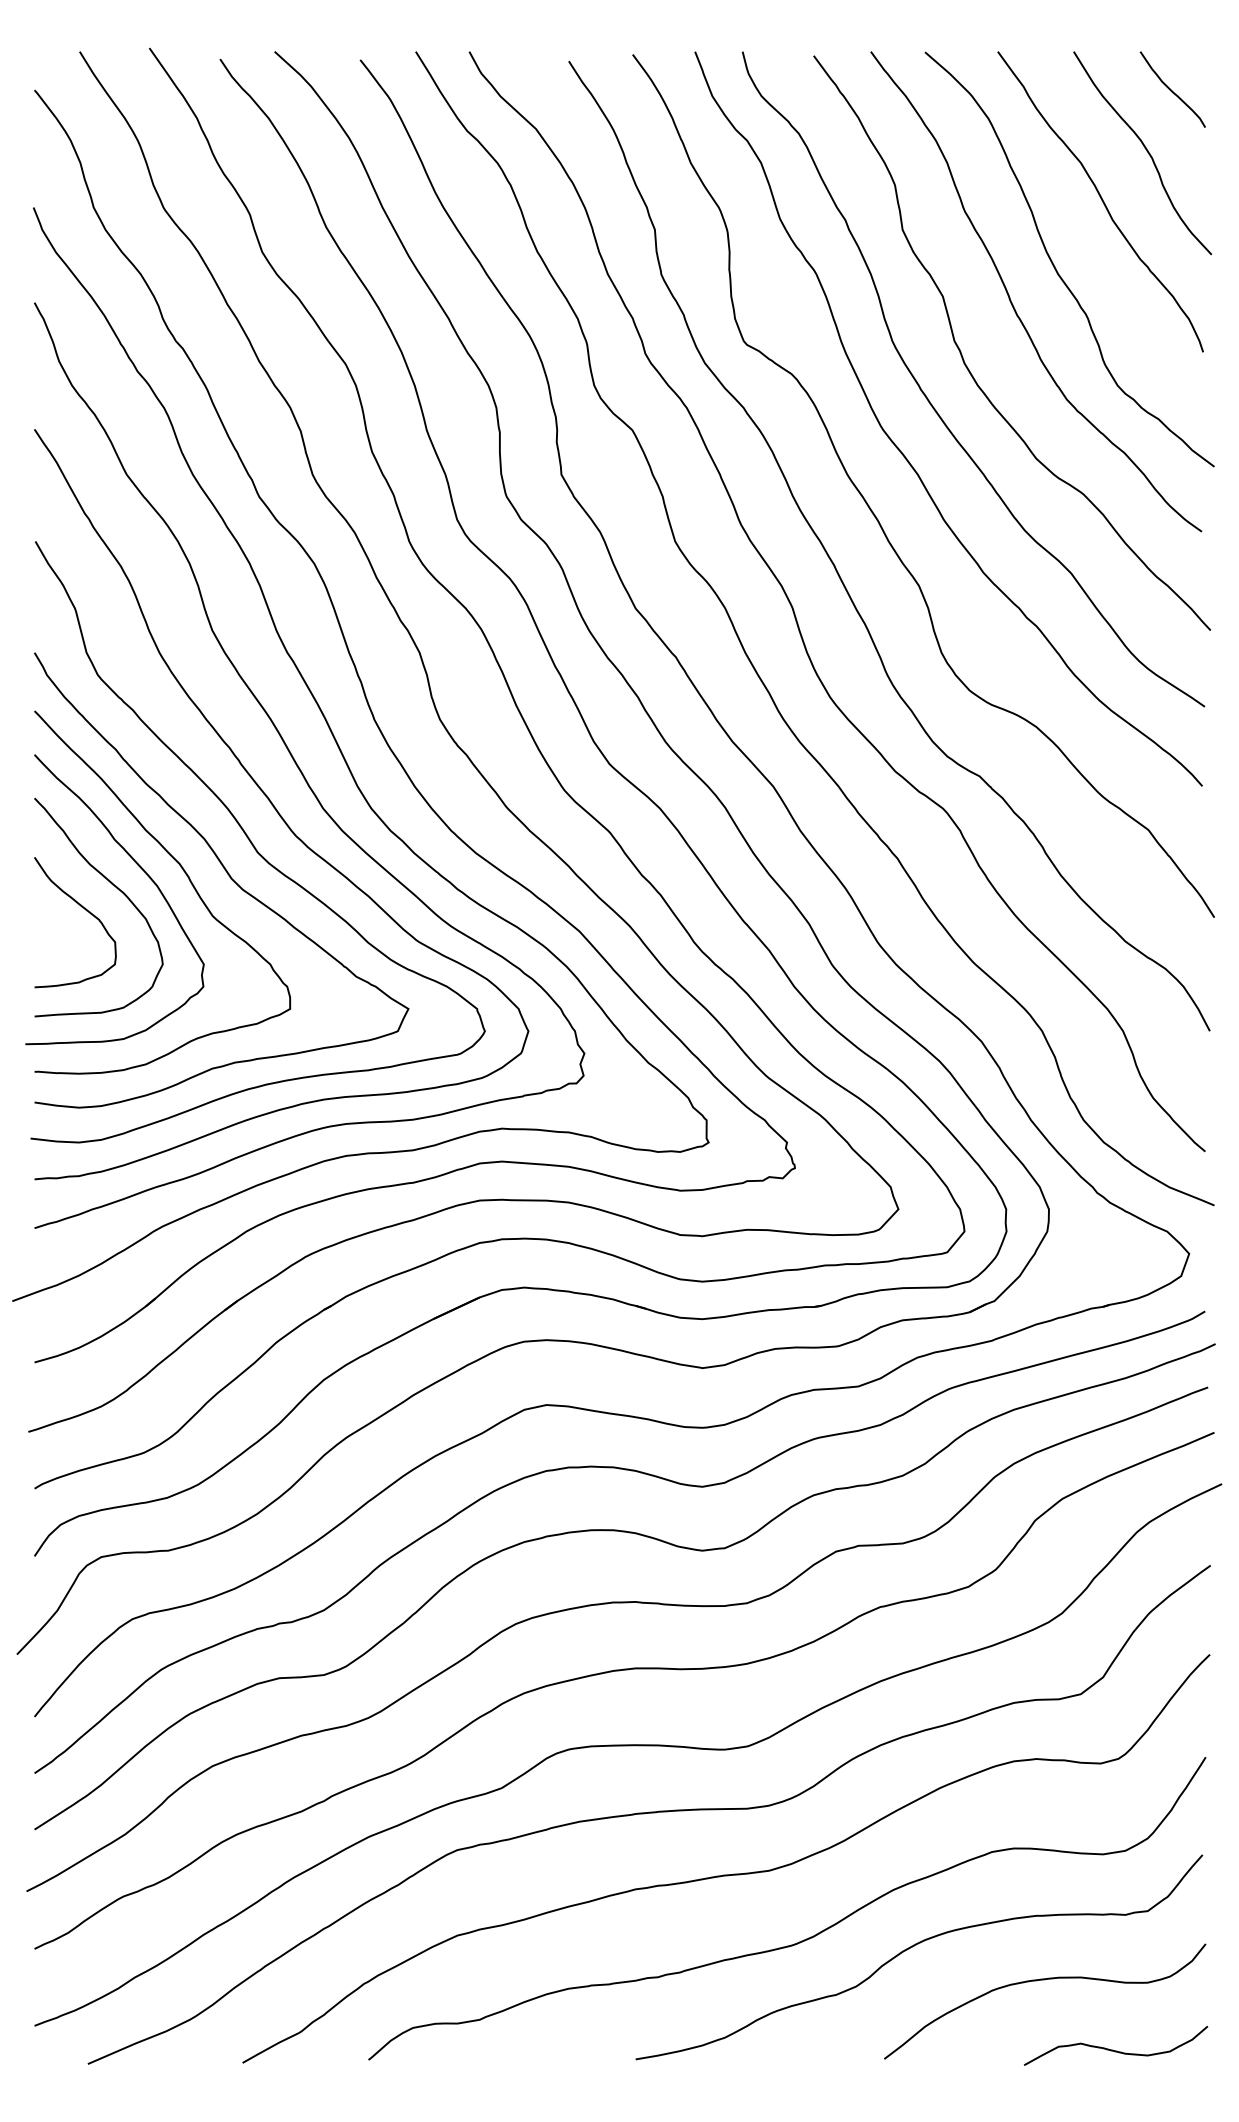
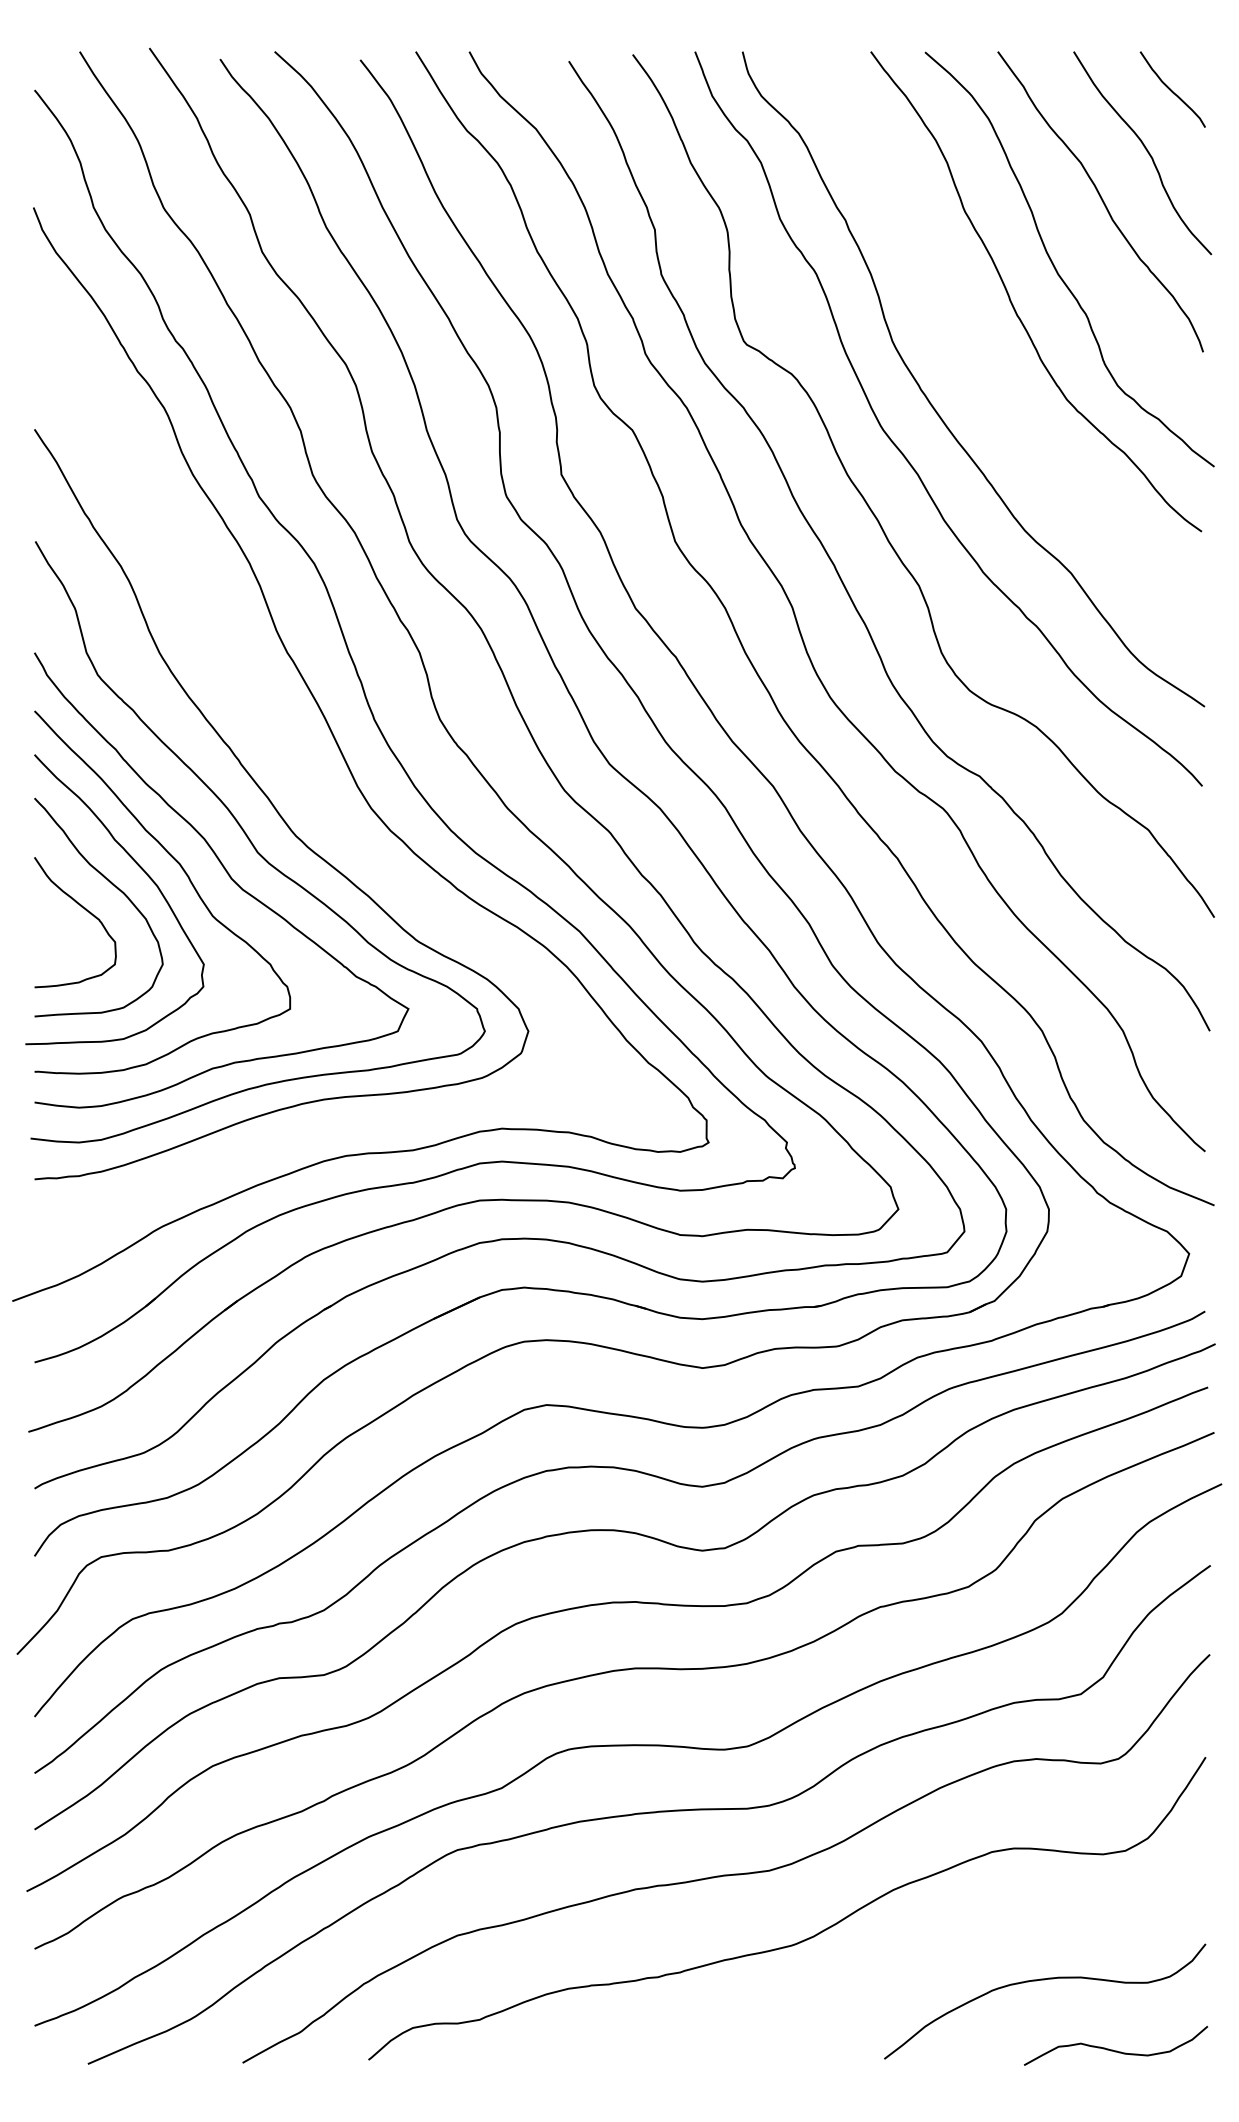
curve: present -> none (968, 367)
curve: present -> none (301, 770)
curve: present -> none (914, 1946)
